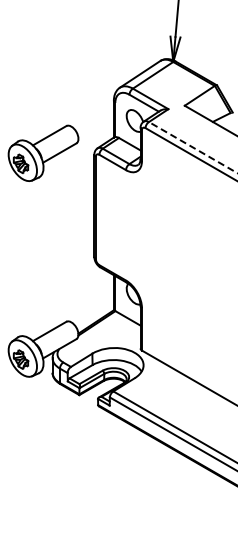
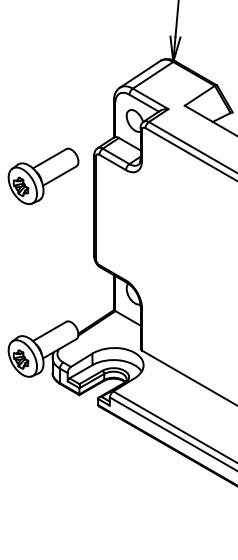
line: dashed -> solid (193, 147)
part position: (43, 152) -> (43, 175) (43, 175)
